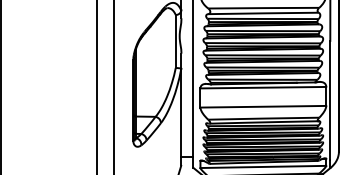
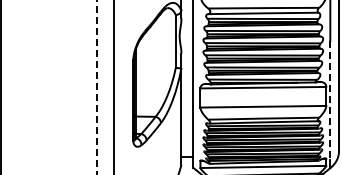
line: solid -> dashed (96, 87)
line: solid -> dashed (330, 100)
